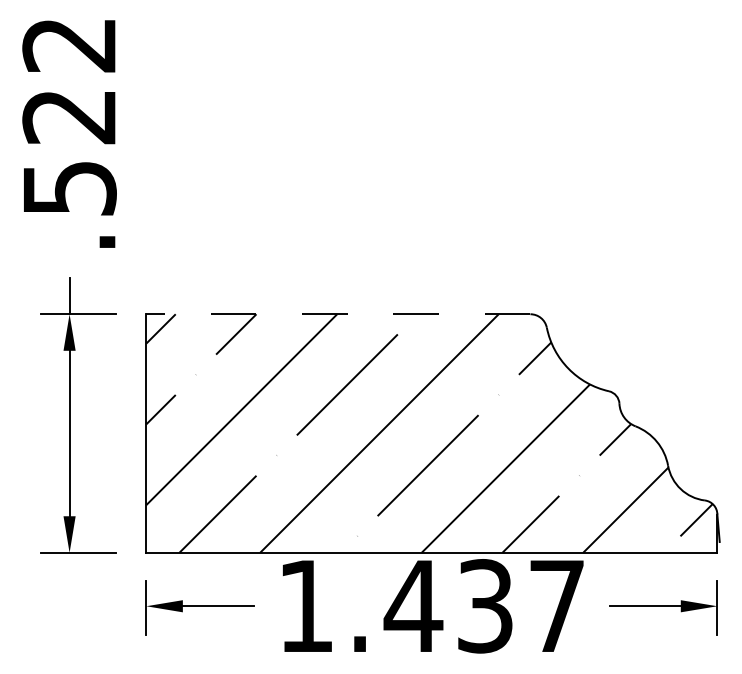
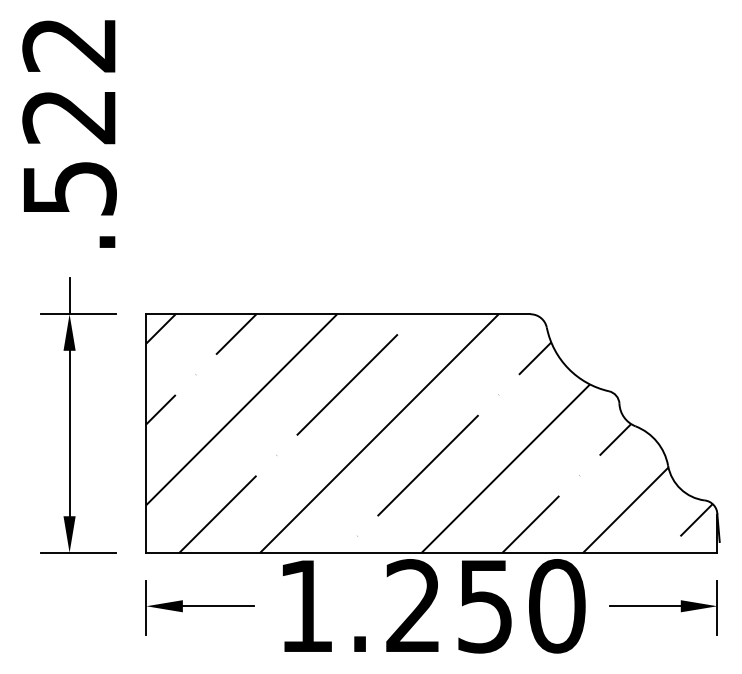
line: dashed -> solid (337, 314)
text: 1.437 -> 1.250 (484, 606)
